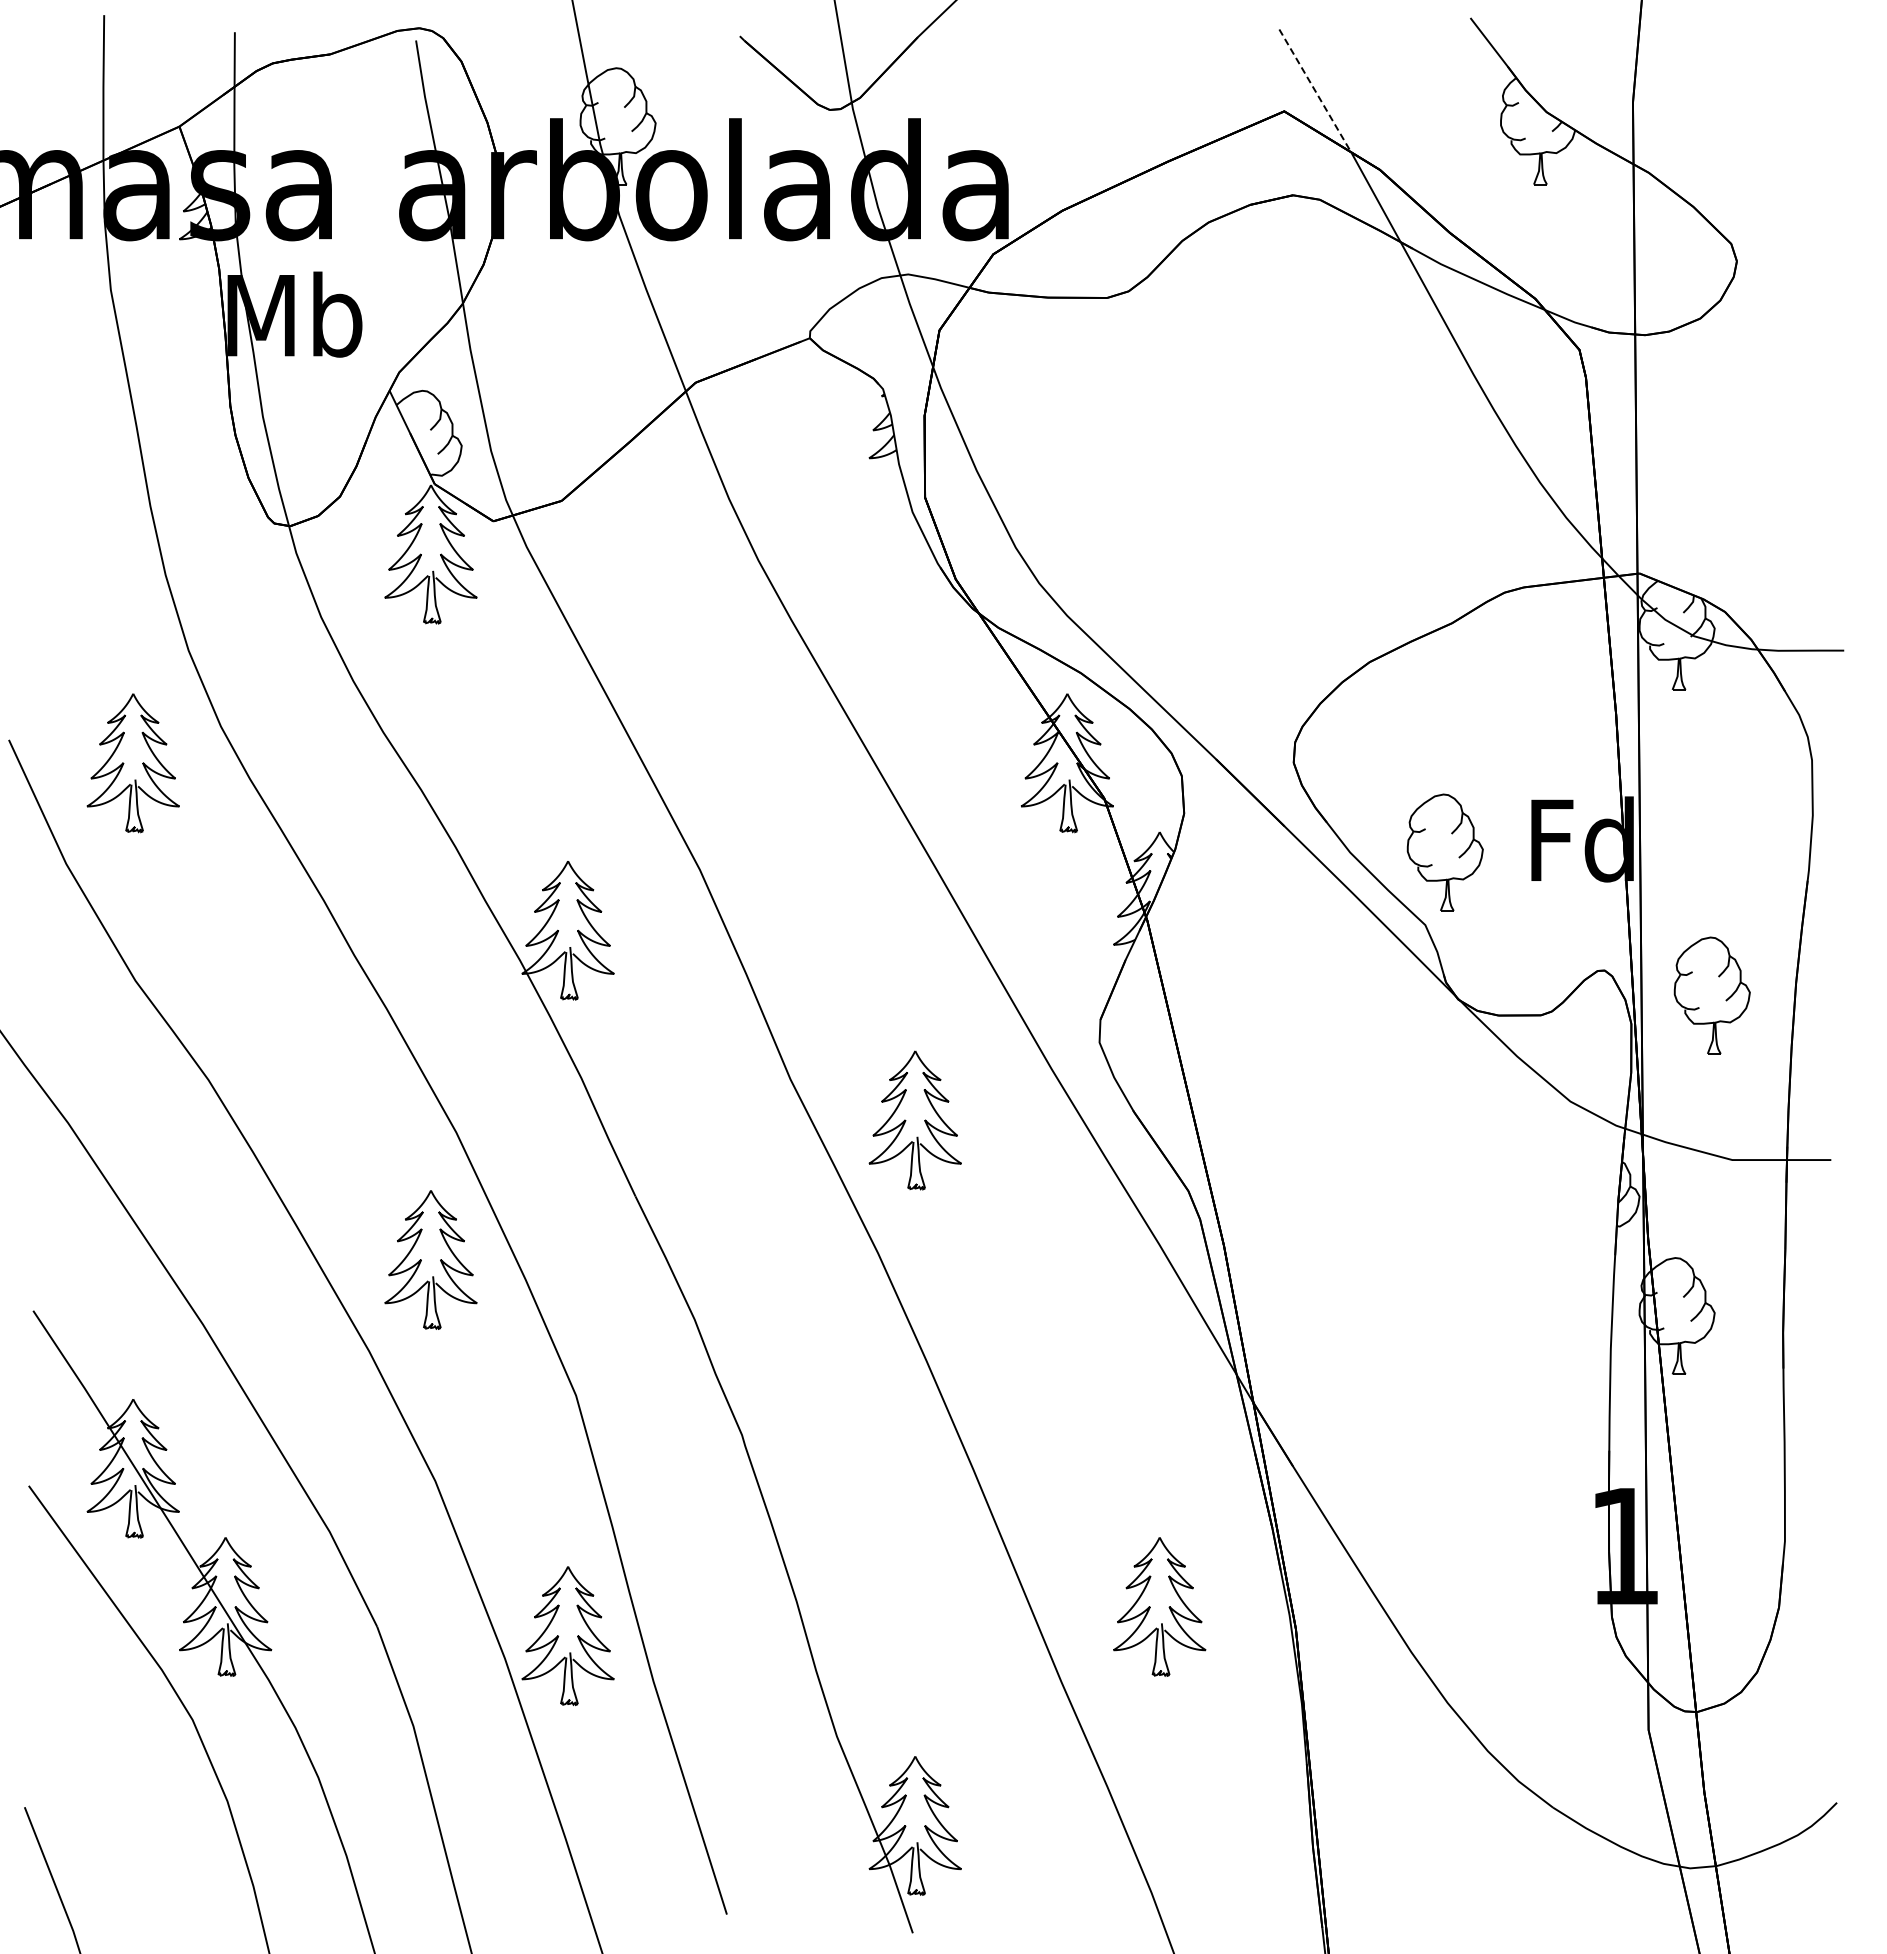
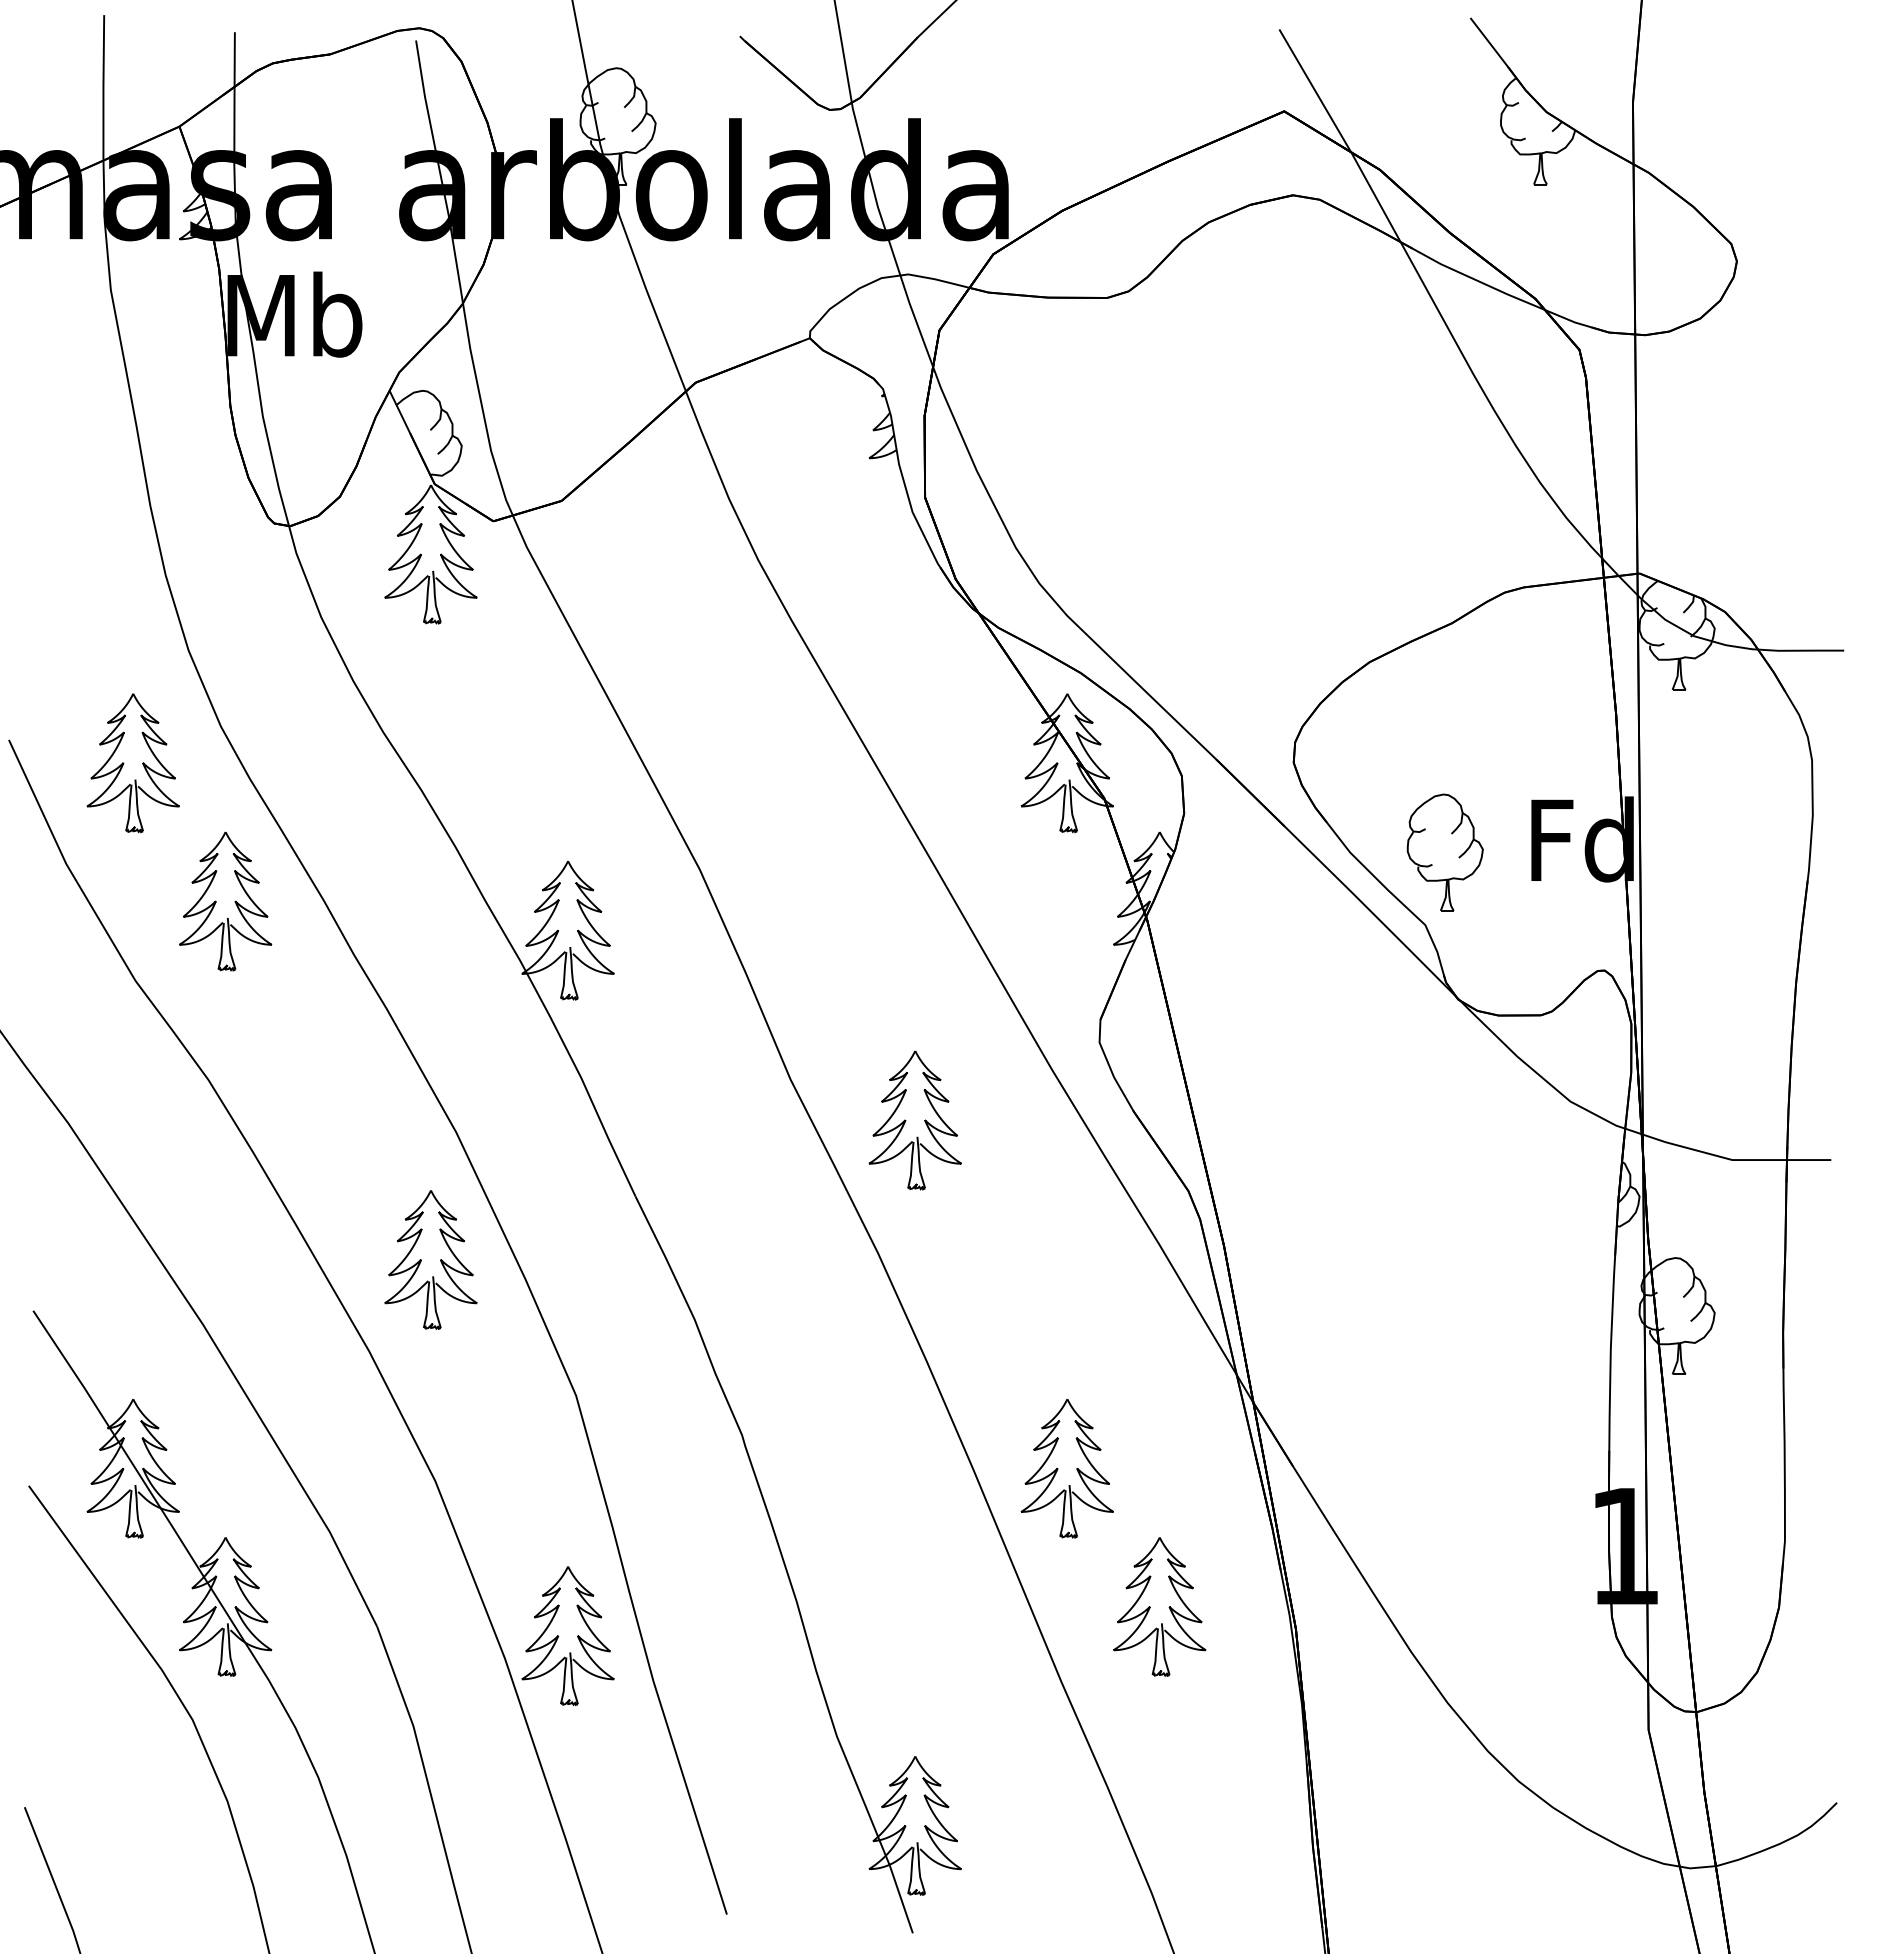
line: dashed -> solid (1315, 90)
part: none -> present (225, 901)
part: present -> none (1711, 995)
part: none -> present (1066, 1468)
